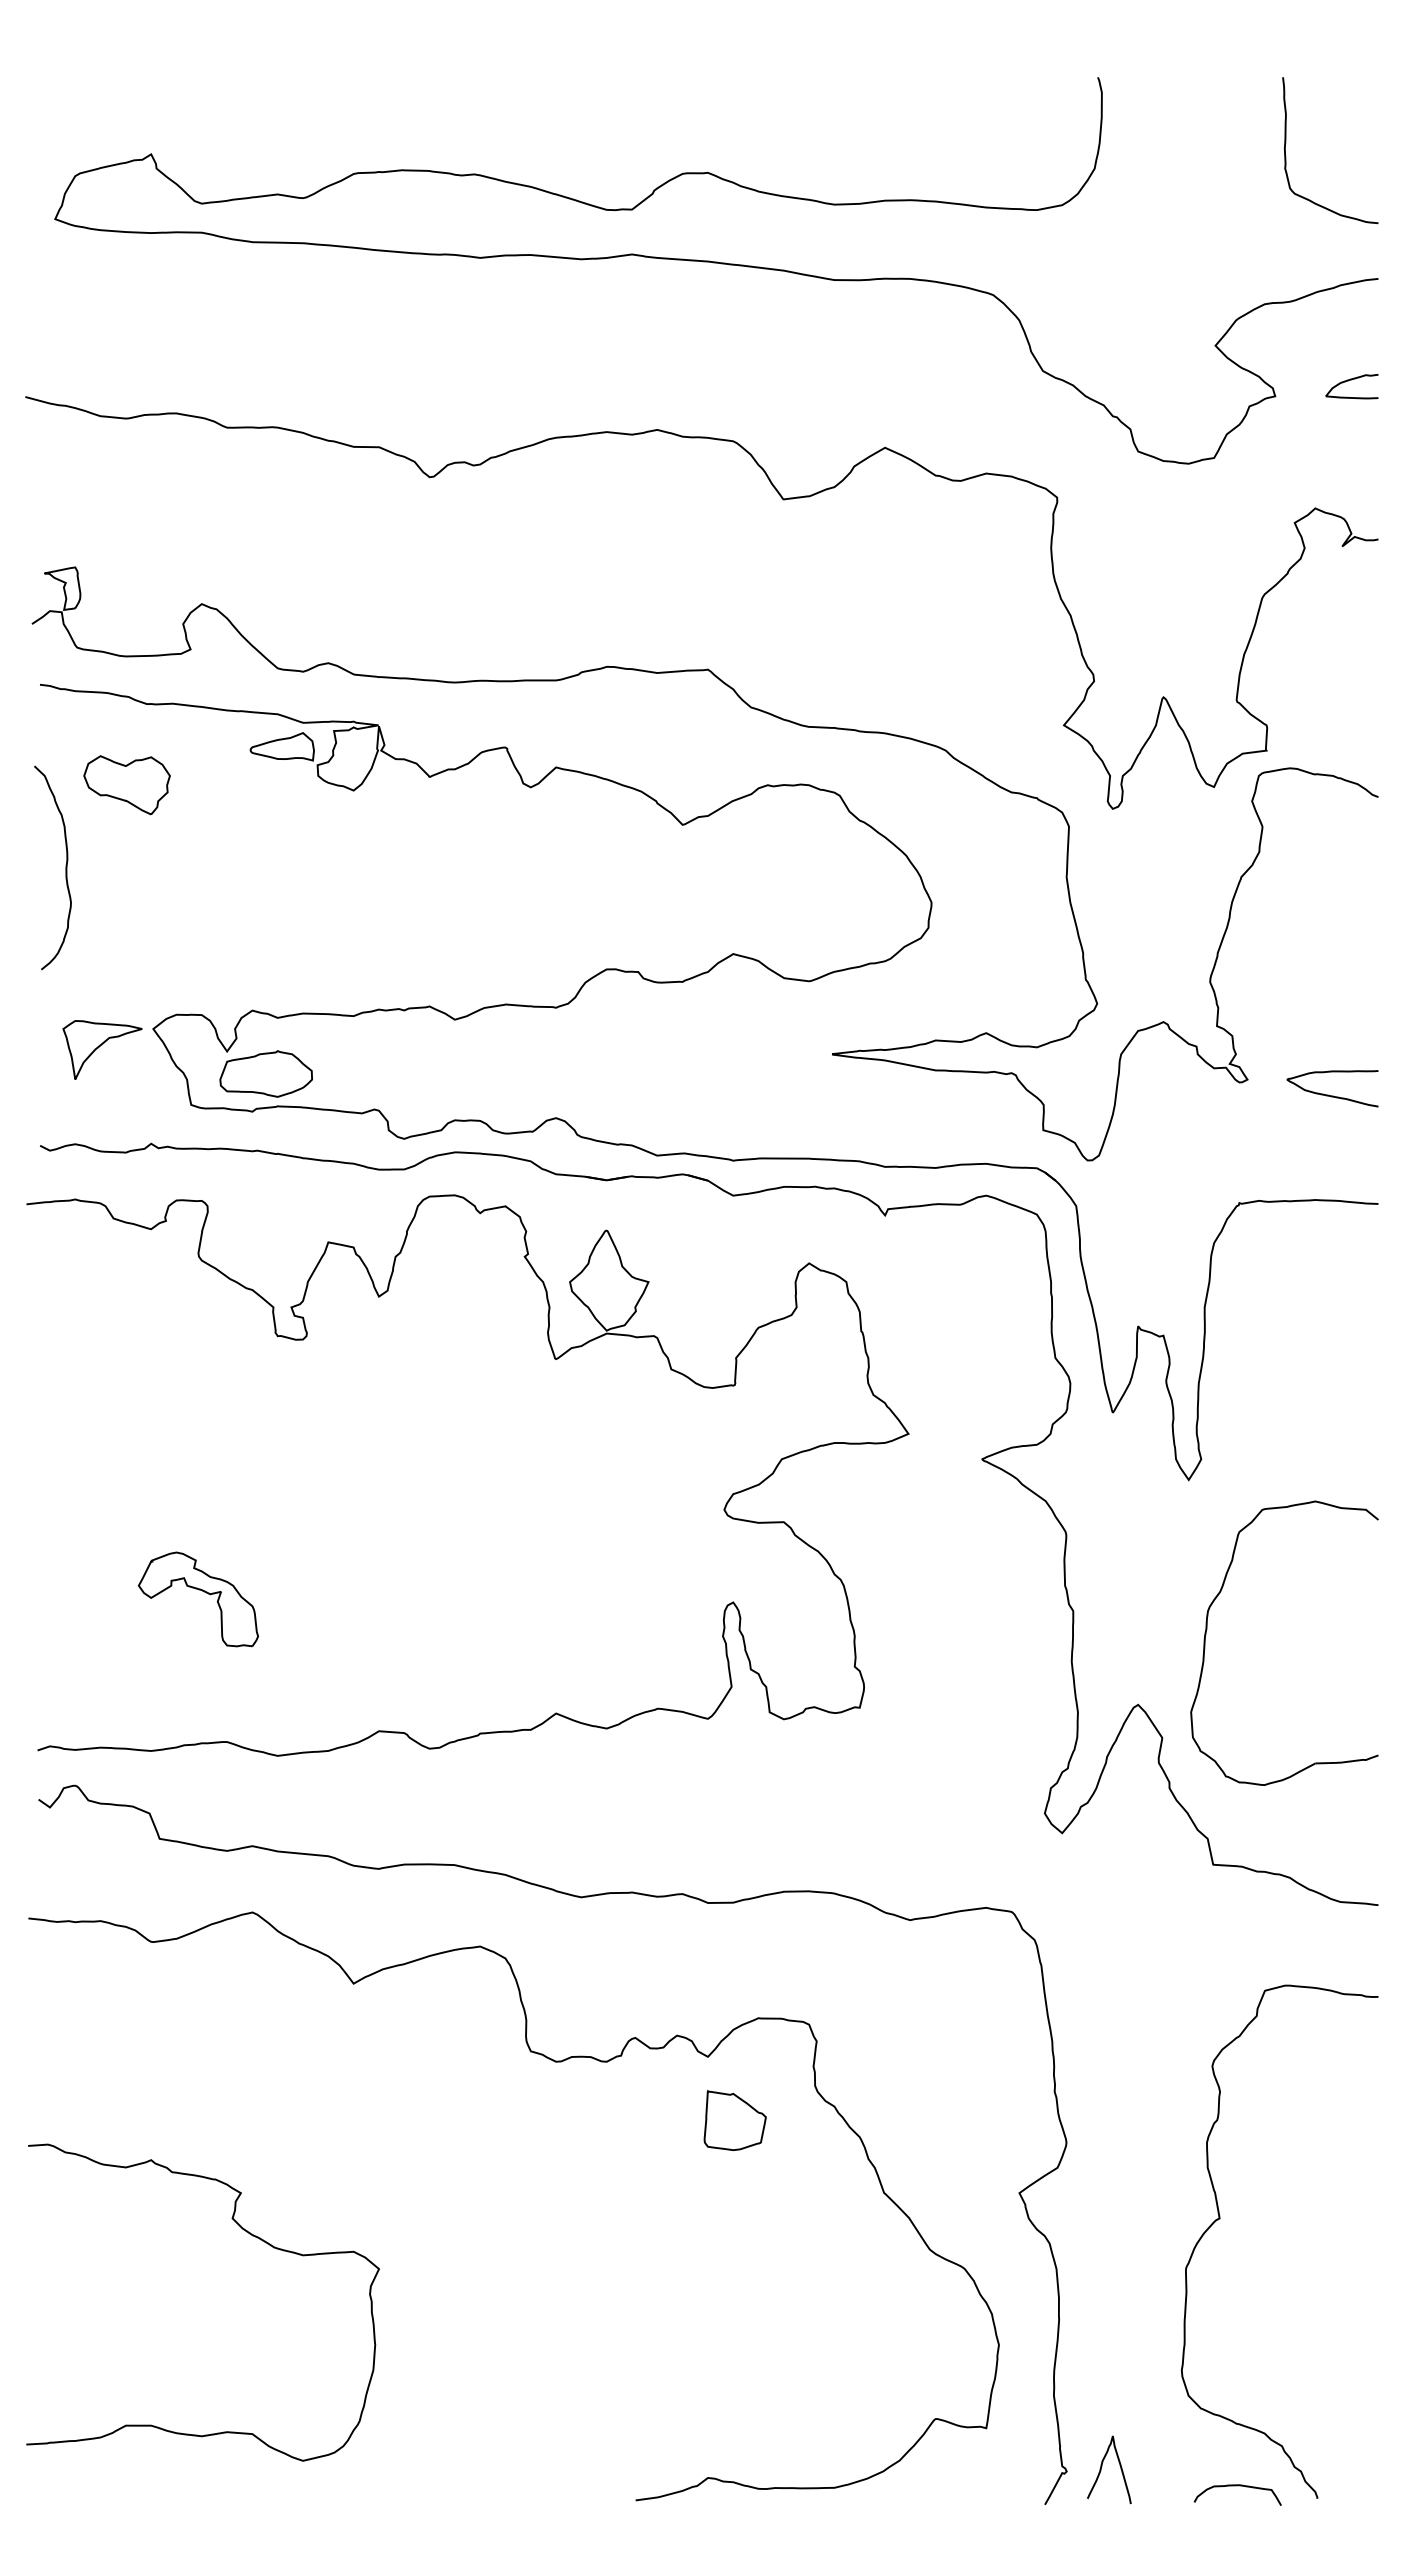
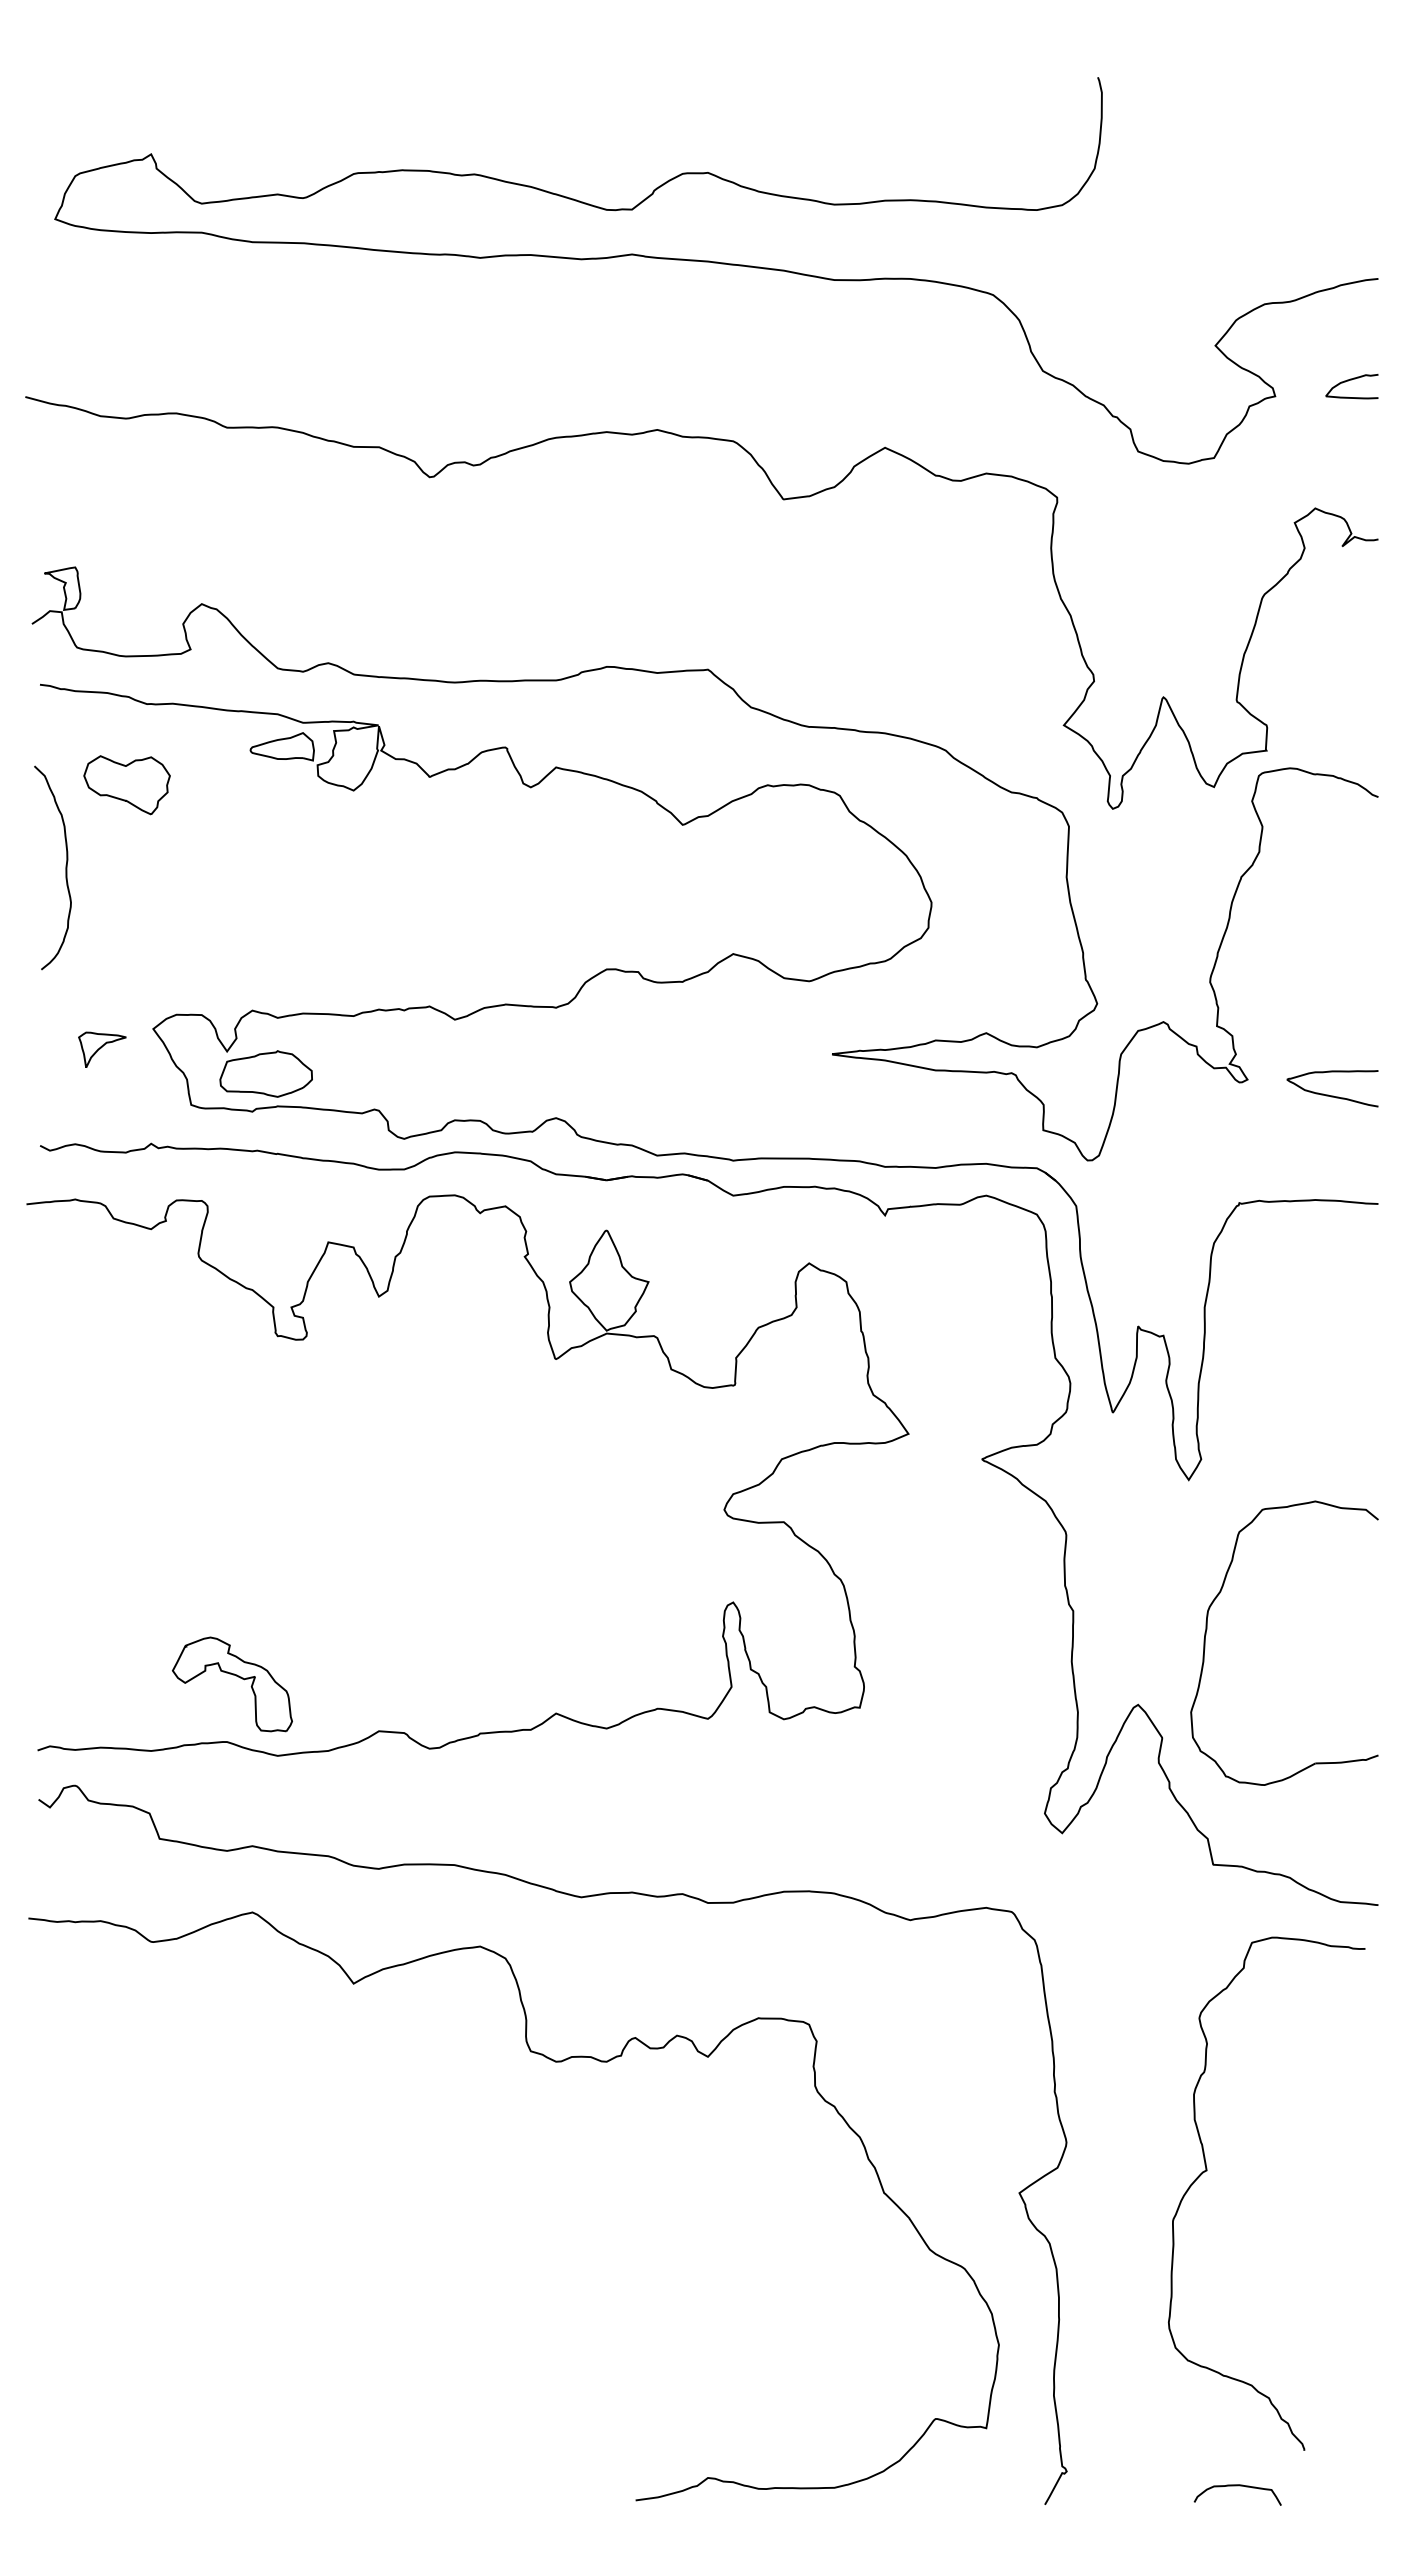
curve: present -> none (1286, 155)
part size: 81x60 px -> 49x37 px (102, 1049)
part position: (202, 1591) -> (236, 1676) (236, 1676)
part: present -> none (734, 2120)
curve position: (1220, 2218) -> (1207, 2170) (1207, 2170)
curve: present -> none (249, 2234)
curve: present -> none (1102, 2466)
